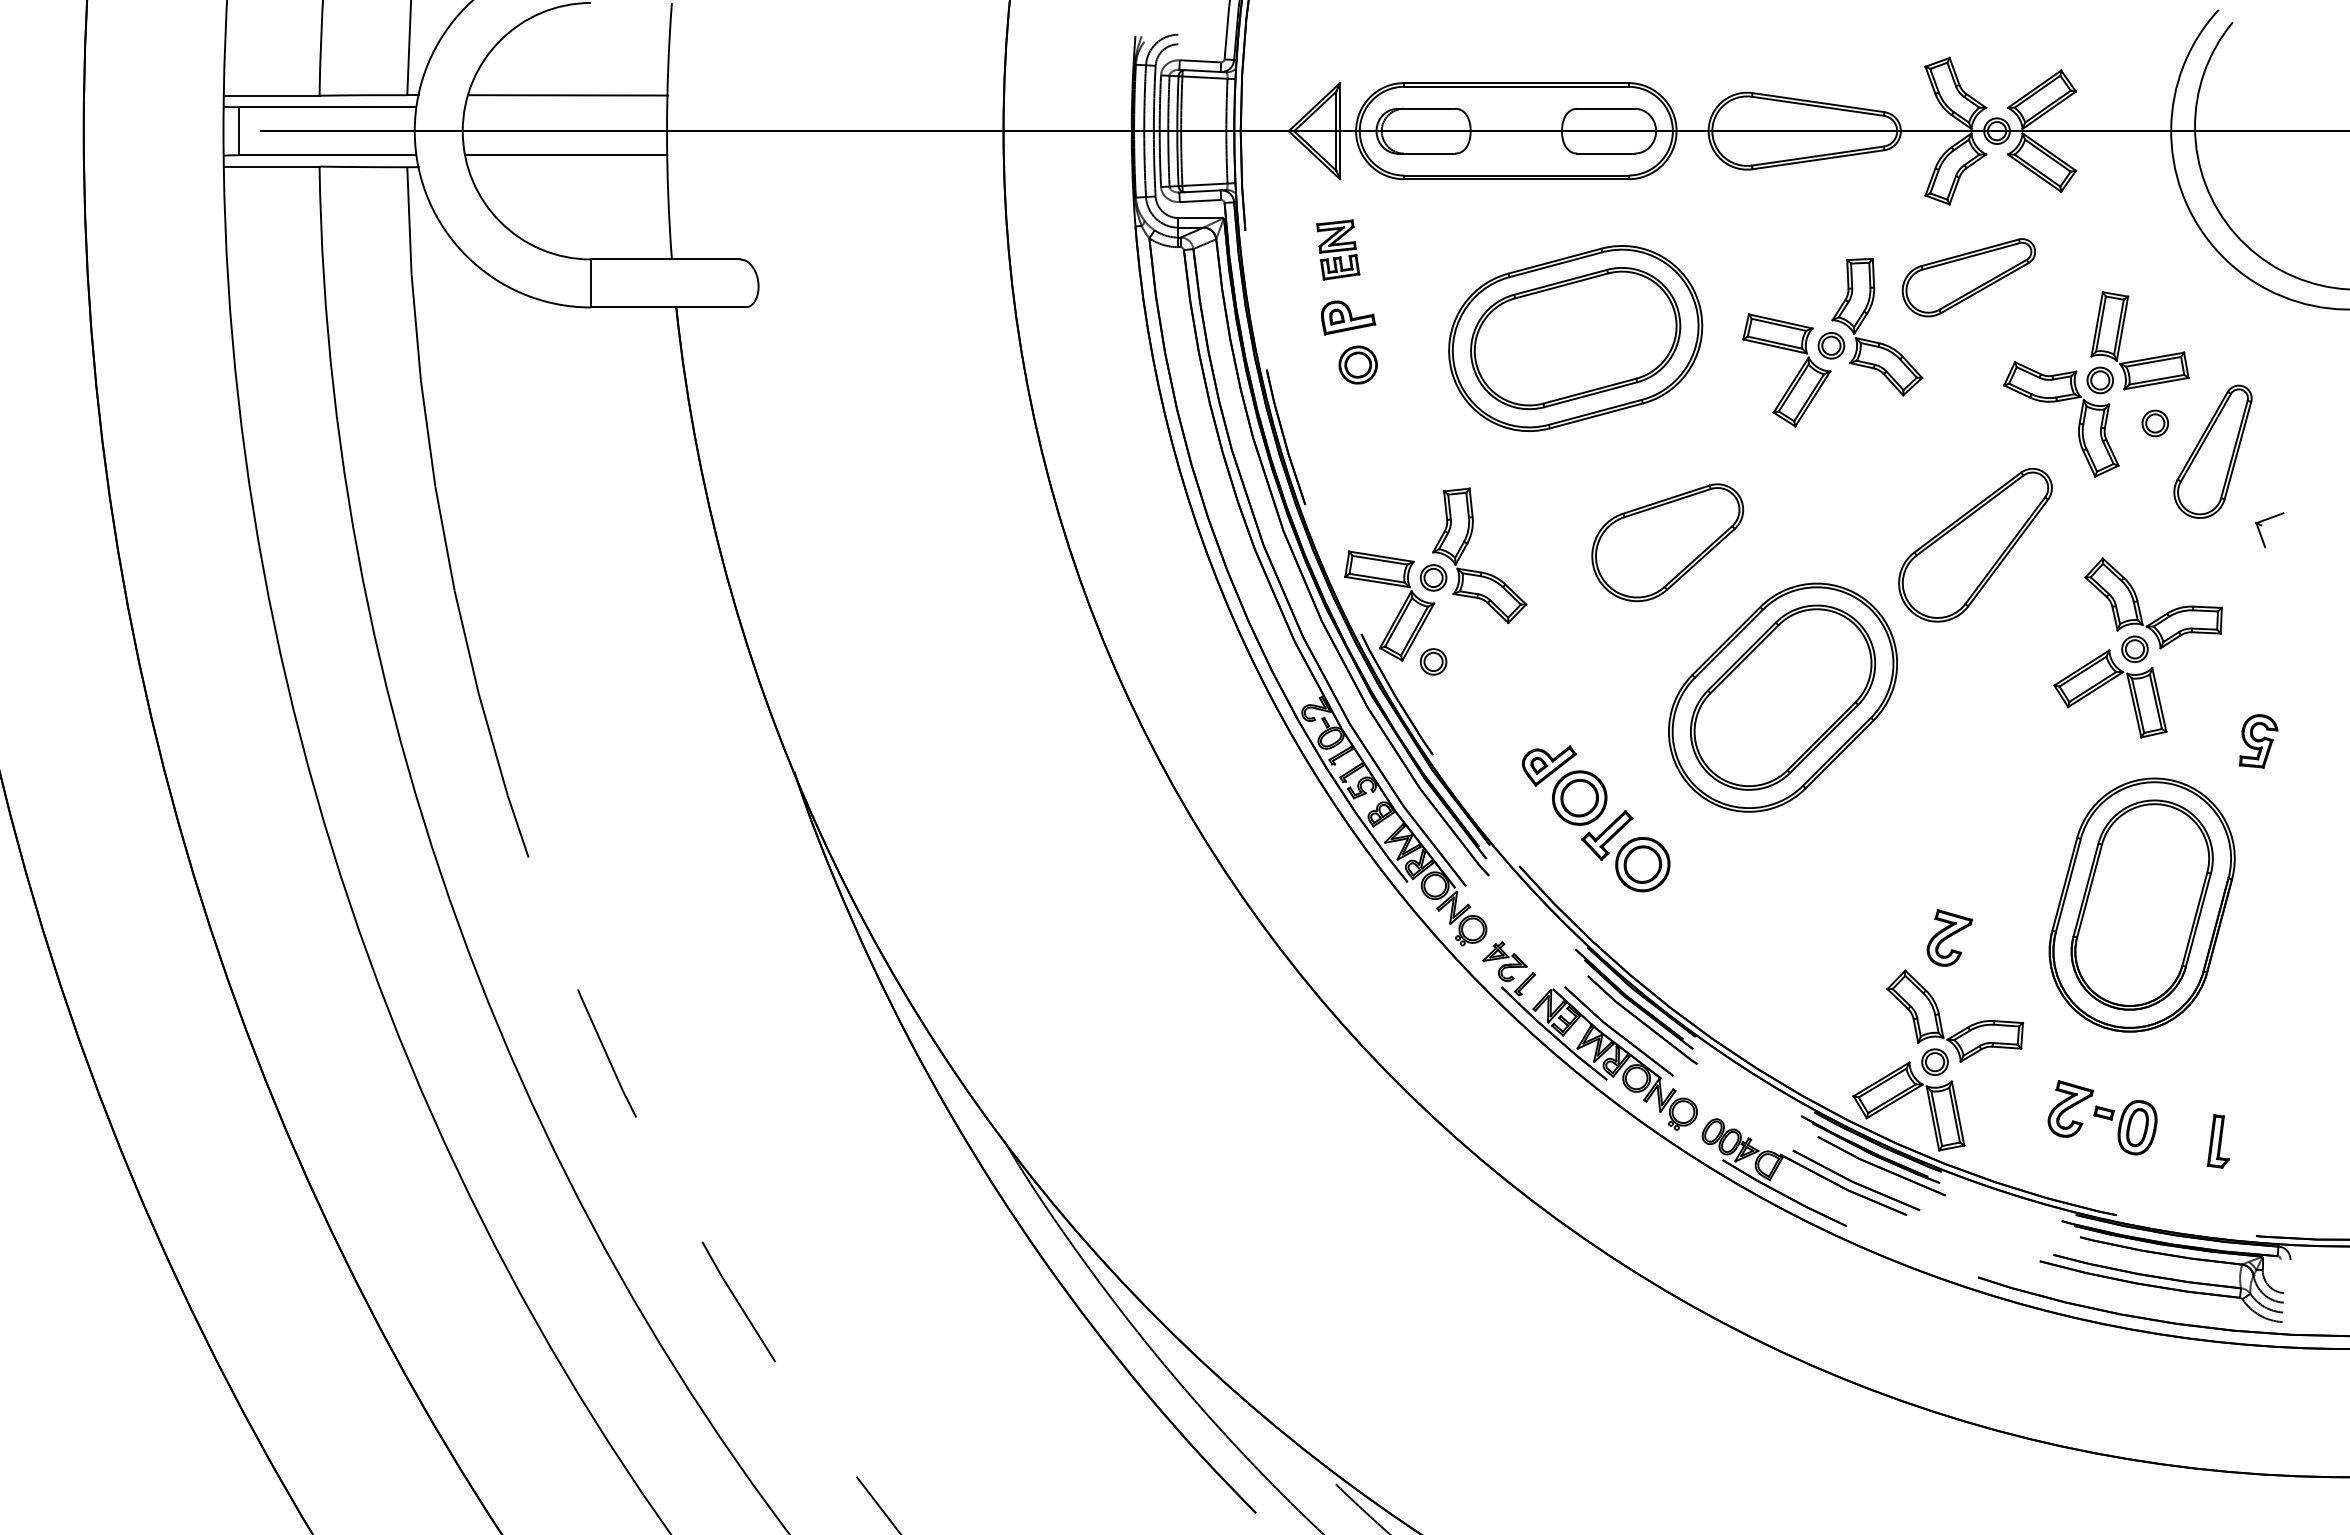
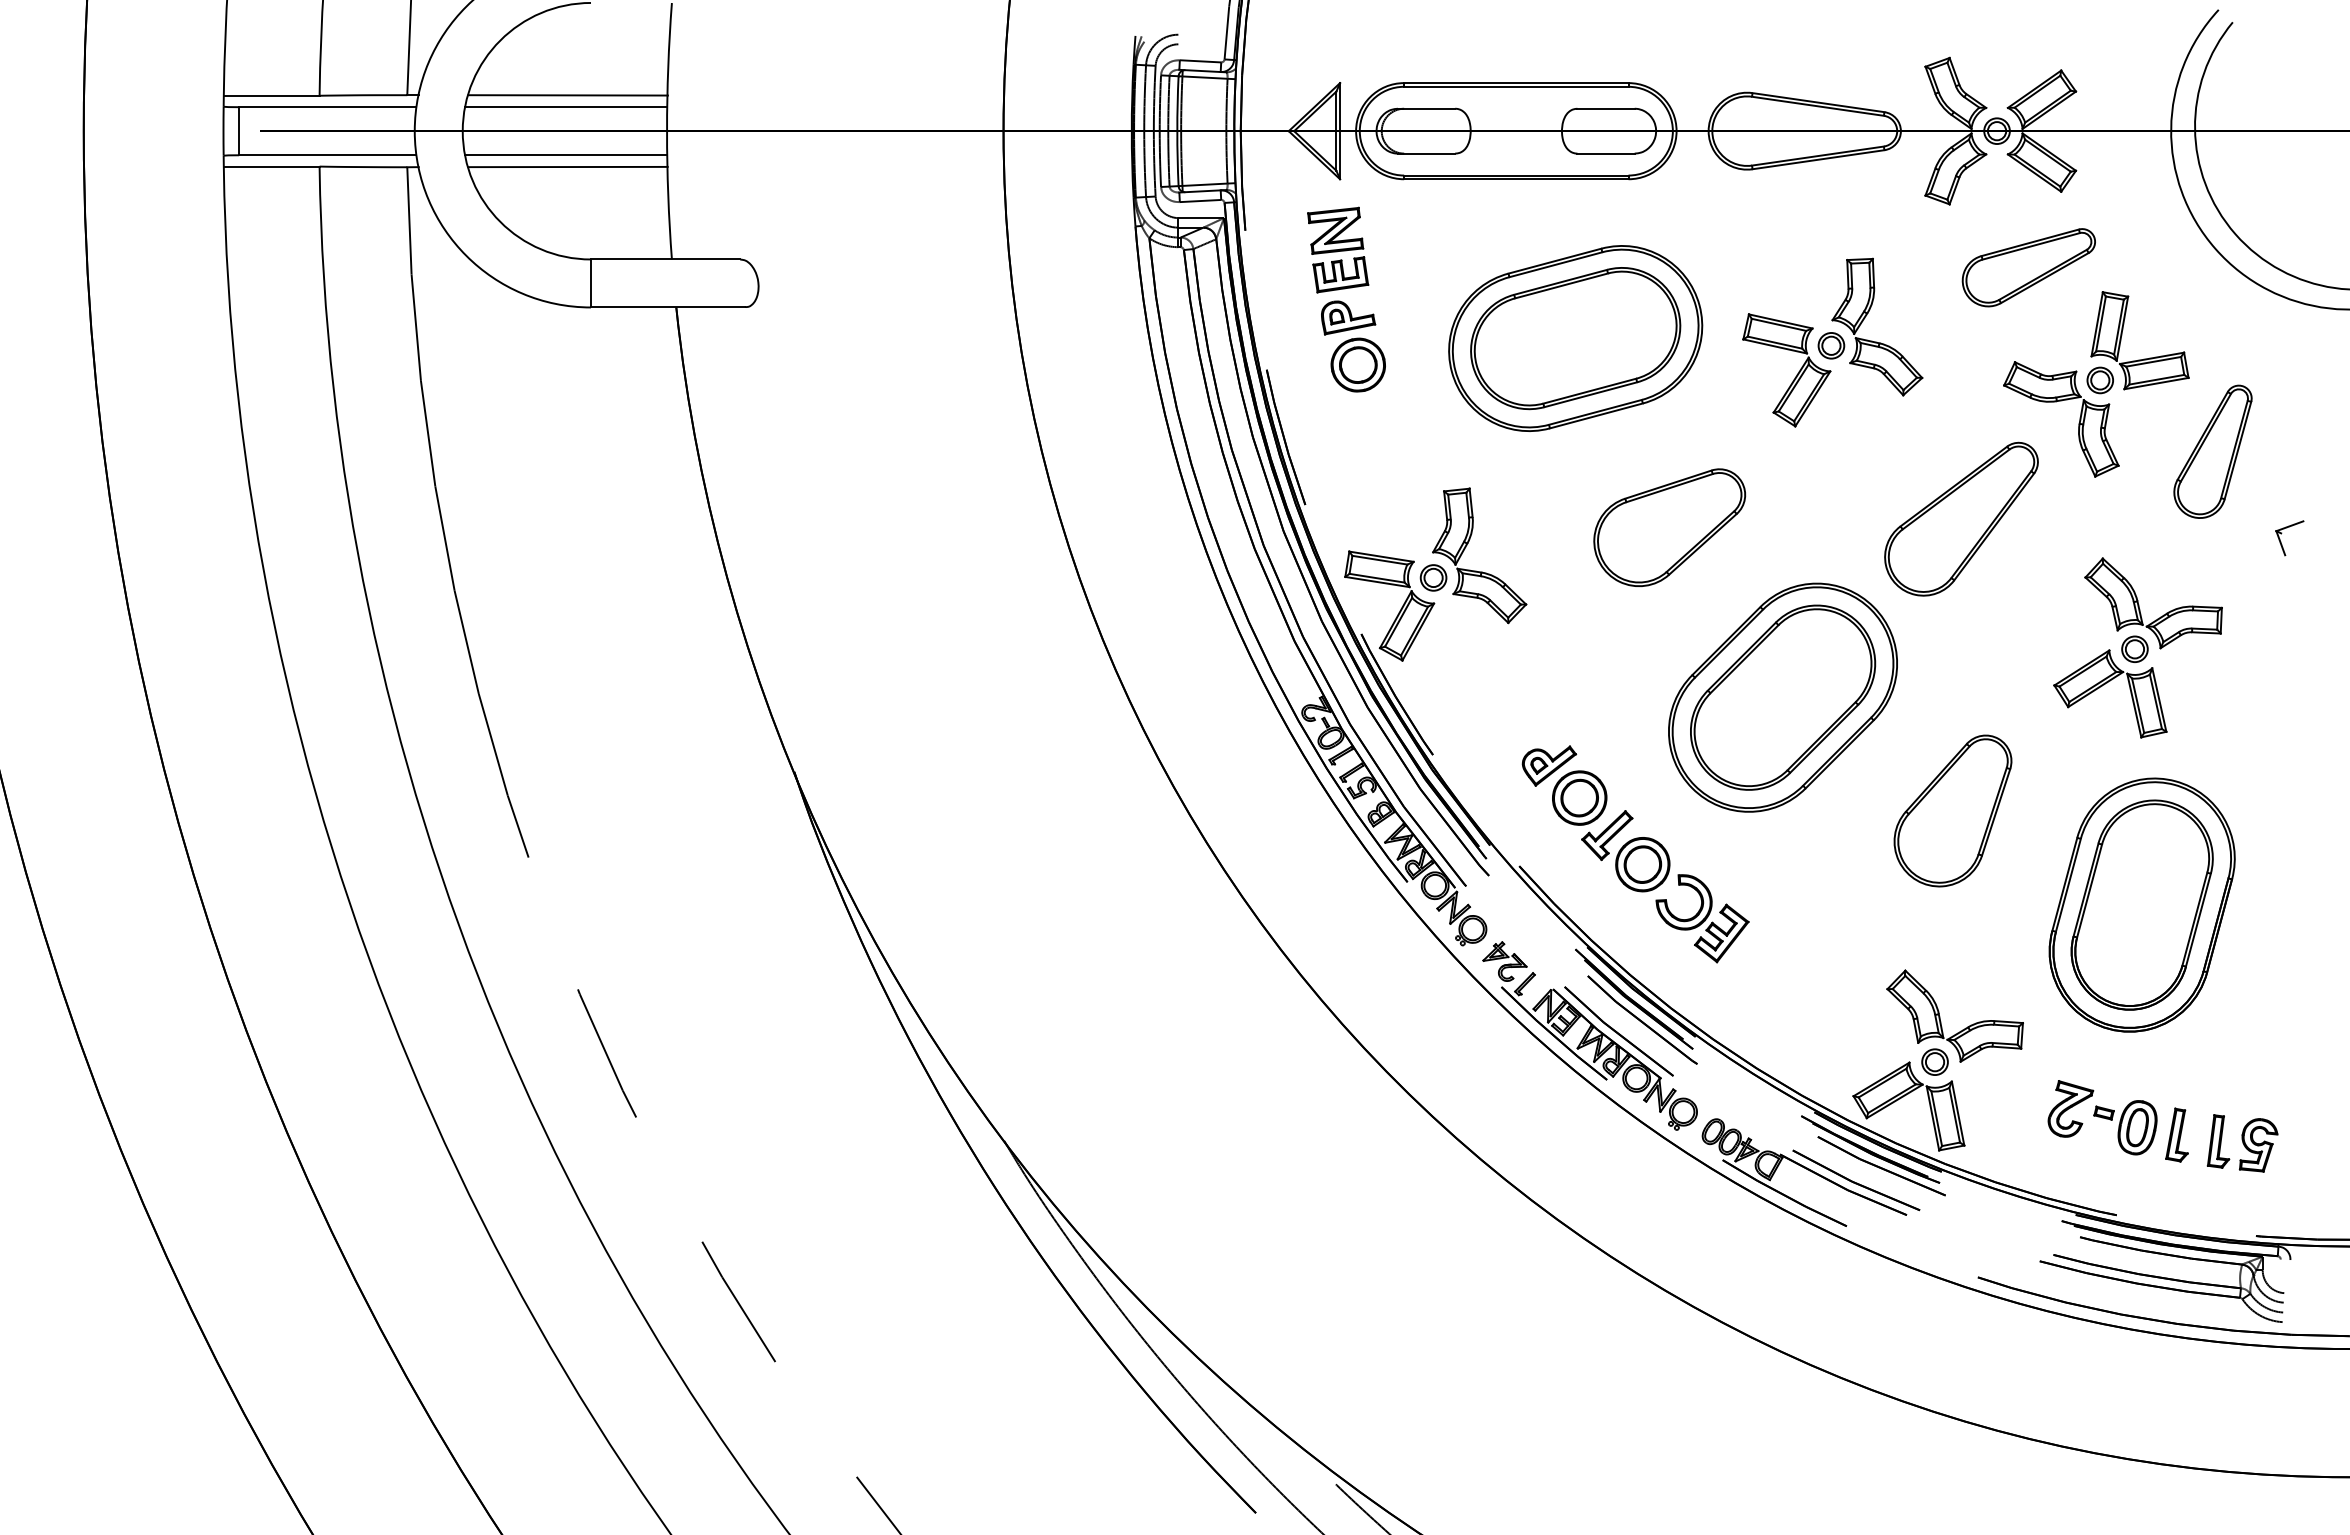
line: none -> present (565, 107)
line: none -> present (567, 166)
part size: 45x62 px -> 63x88 px (1338, 249)
part position: (1968, 277) -> (2028, 267) (2028, 267)
part size: 40x40 px -> 56x56 px (1357, 364)
part: present -> none (2154, 423)
part position: (2261, 533) -> (2281, 541) (2281, 541)
part position: (1667, 542) -> (1669, 527) (1669, 527)
part position: (1975, 544) -> (1961, 518) (1961, 518)
part: present -> none (1433, 661)
part position: (2258, 741) -> (2258, 1145) (2258, 1145)
part: none -> present (1952, 810)
part: none -> present (1702, 918)
part: present -> none (1949, 937)
part: none -> present (2176, 1134)
